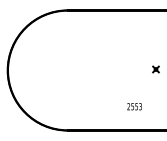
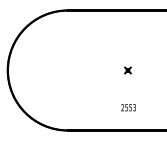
part position: (155, 69) -> (127, 70) (127, 70)
text position: (134, 106) -> (128, 107) (128, 107)
